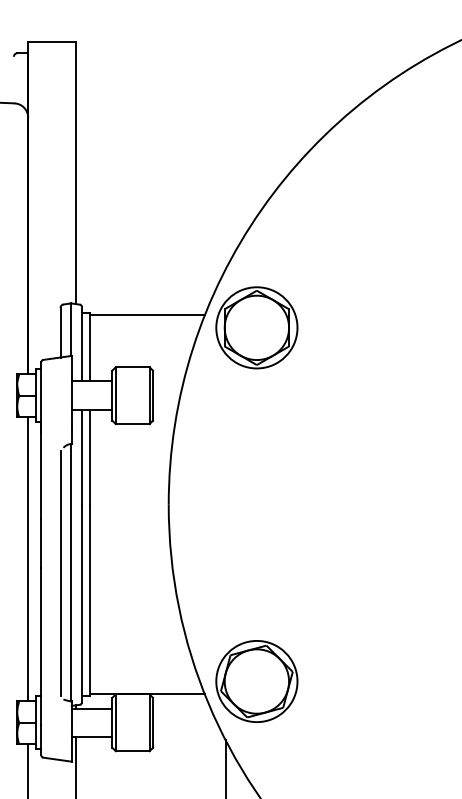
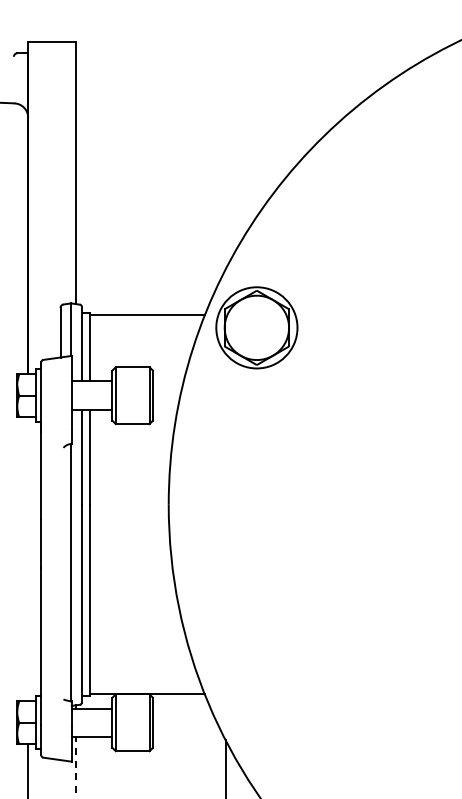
line: present -> none (28, 559)
line: present -> none (60, 573)
part: present -> none (256, 681)
line: solid -> dashed (76, 768)
